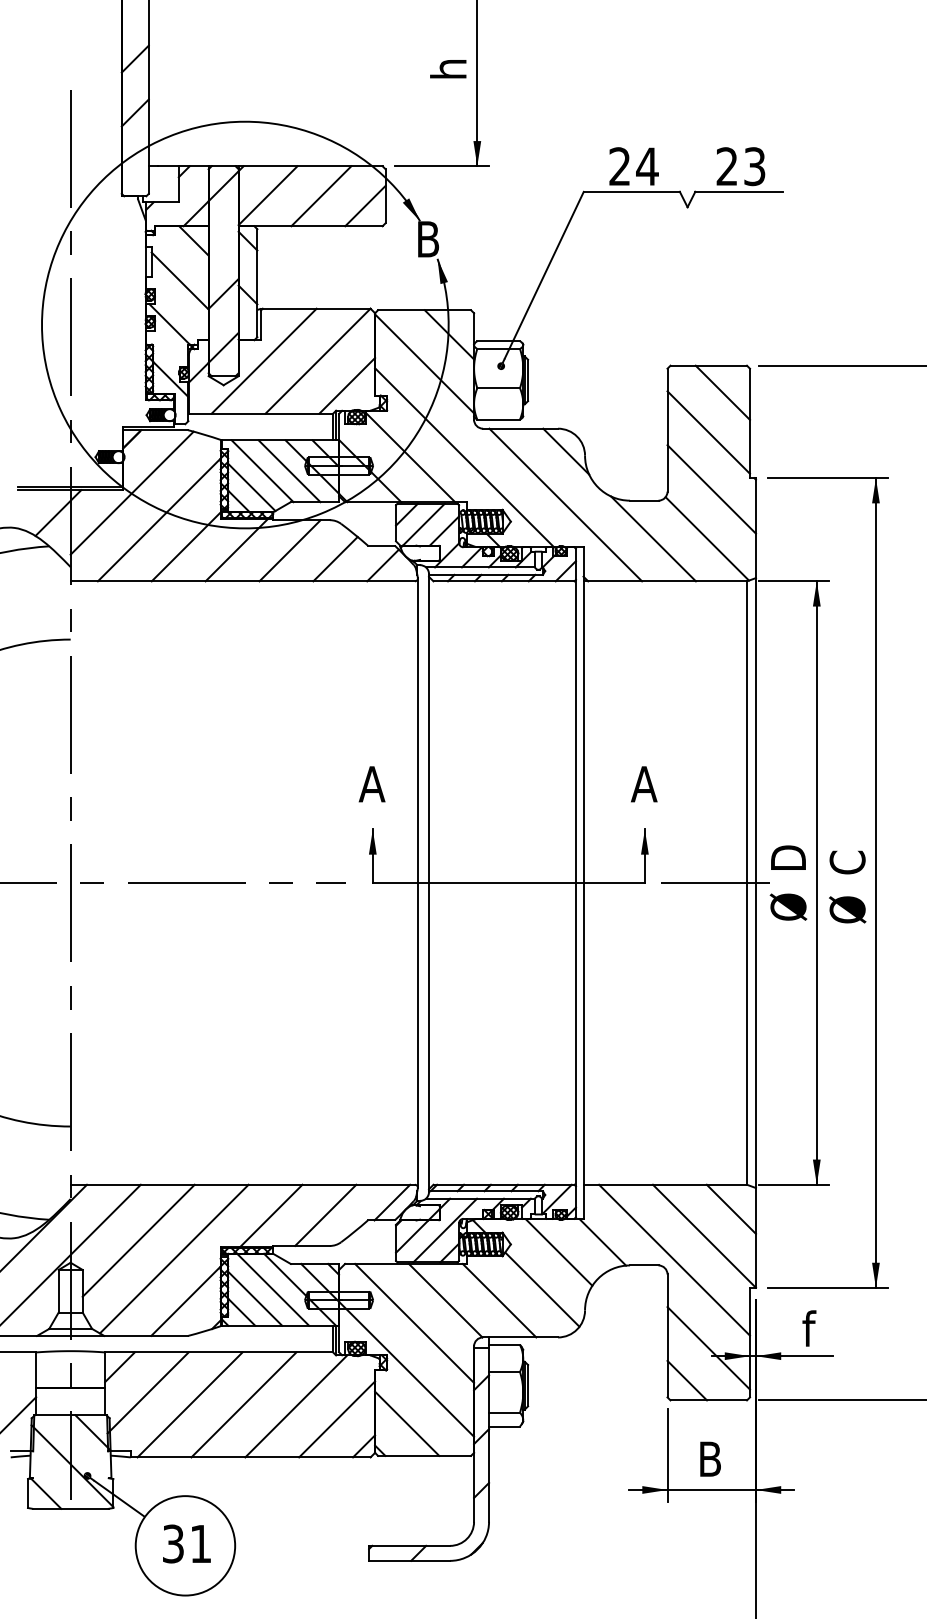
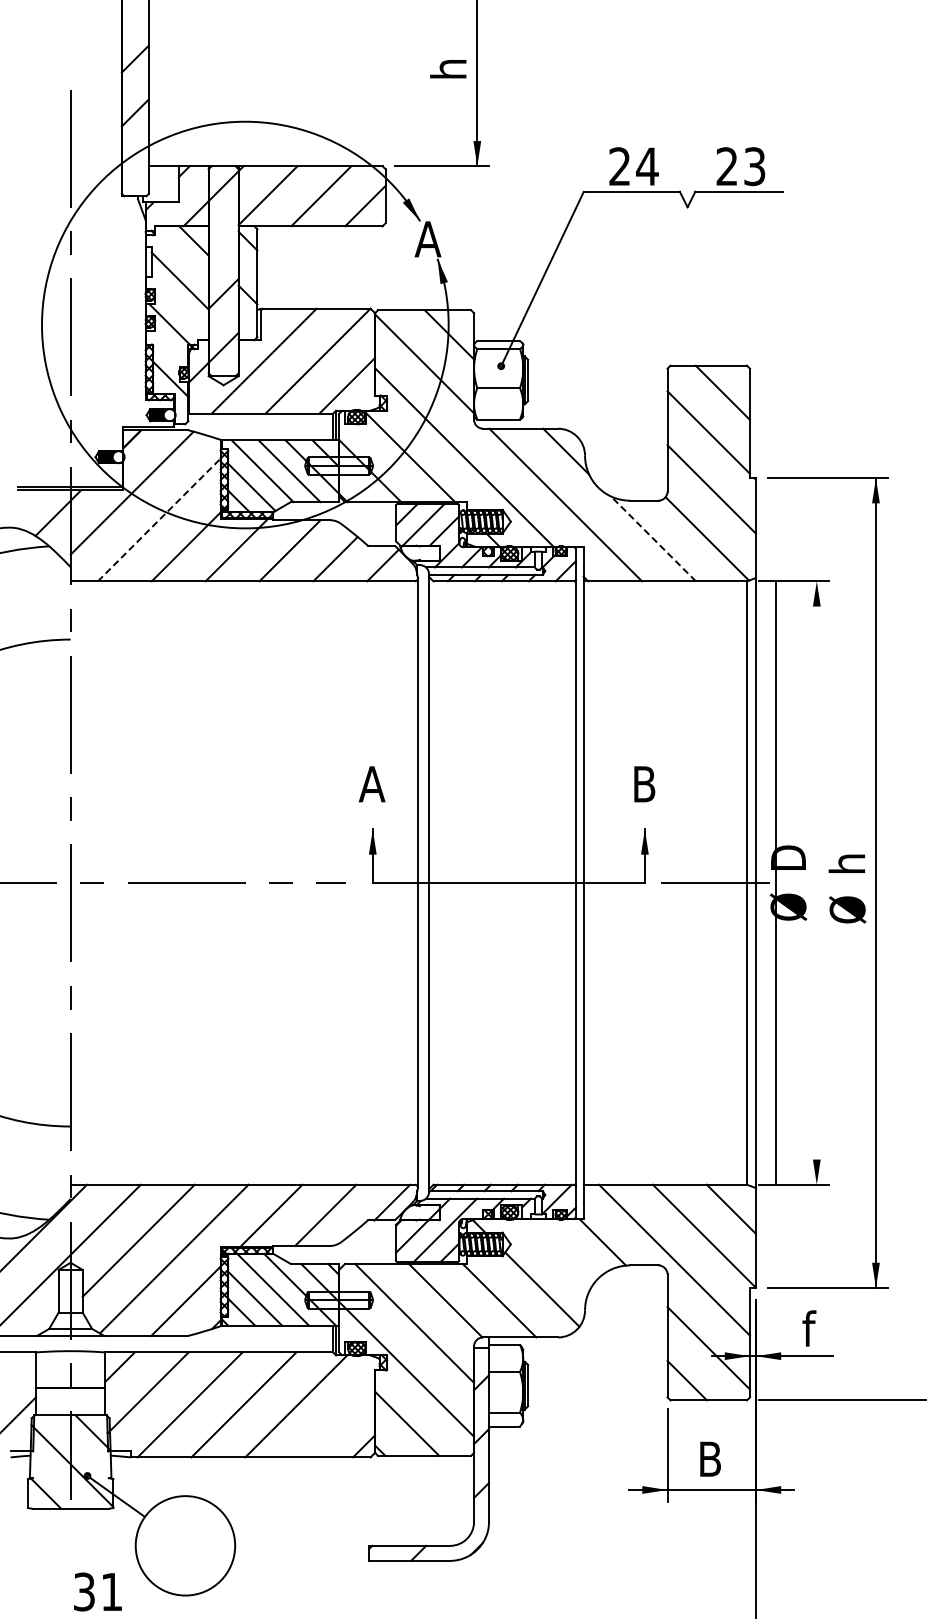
text: B -> A (427, 239)
line: present -> none (840, 365)
line: solid -> dashed (159, 519)
line: solid -> dashed (653, 538)
text: A -> B (644, 784)
text: C -> h (846, 862)
line position: (816, 882) -> (775, 882) (775, 882)
line: present -> none (558, 1252)
line: present -> none (337, 1419)
text position: (186, 1543) -> (97, 1591) (97, 1591)
